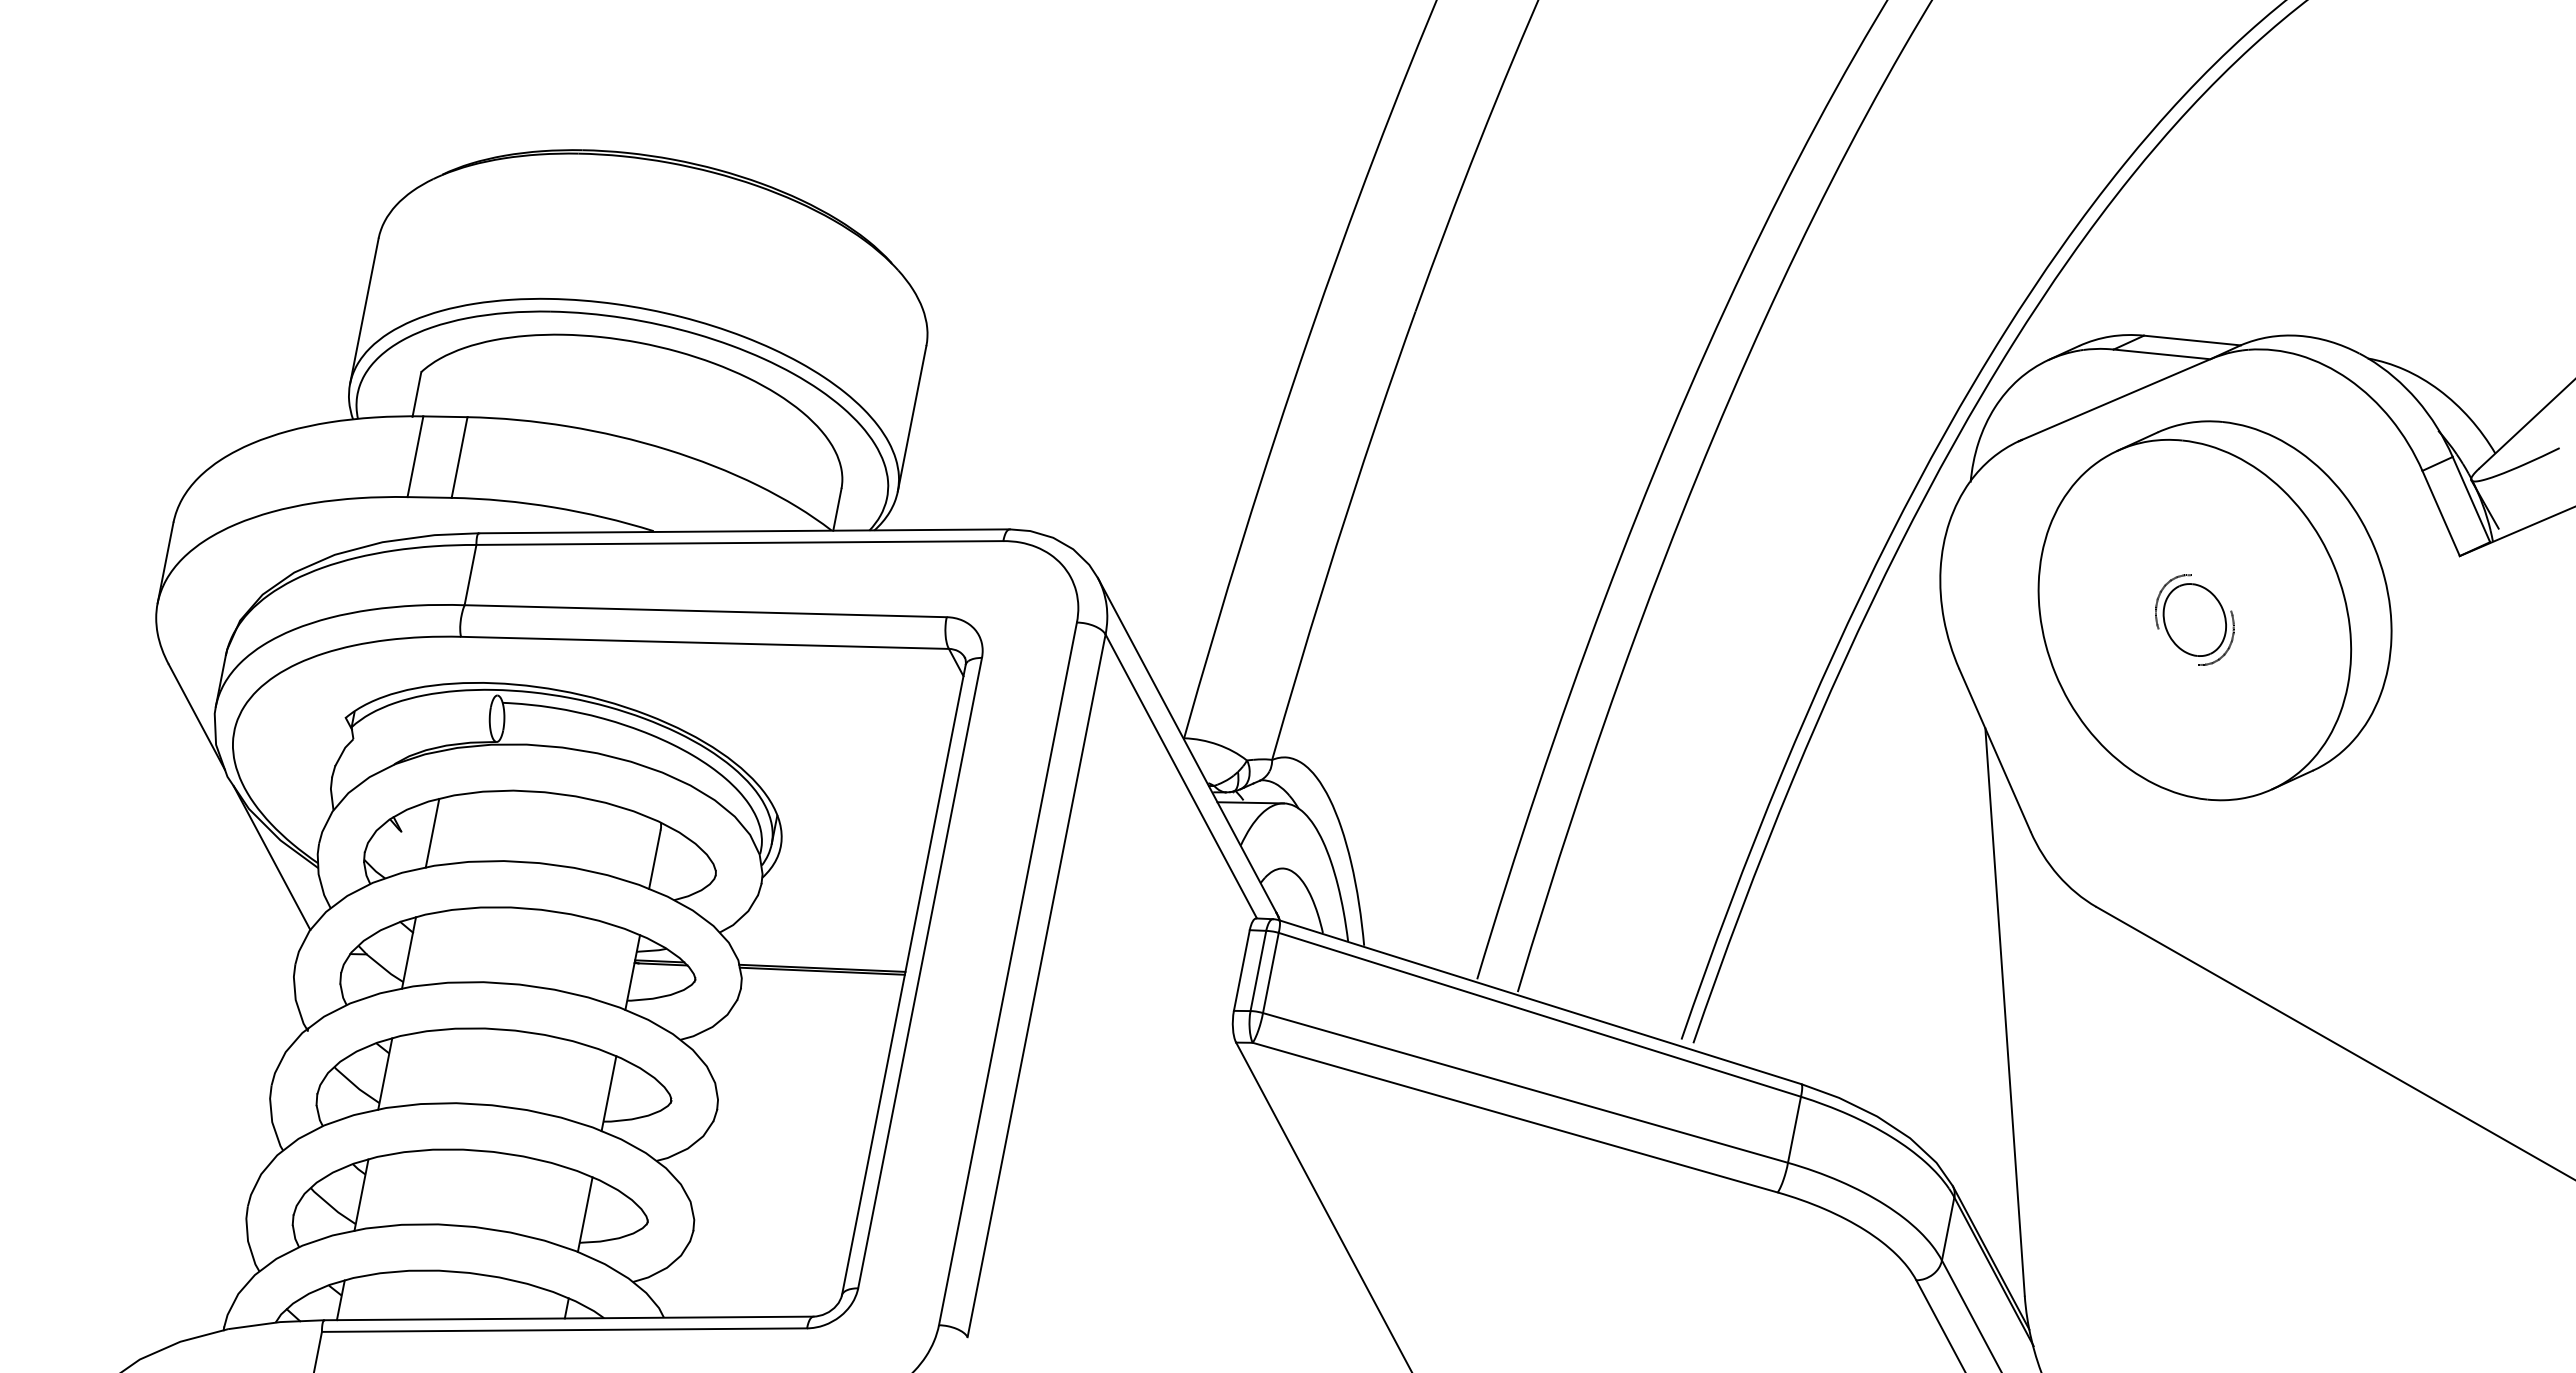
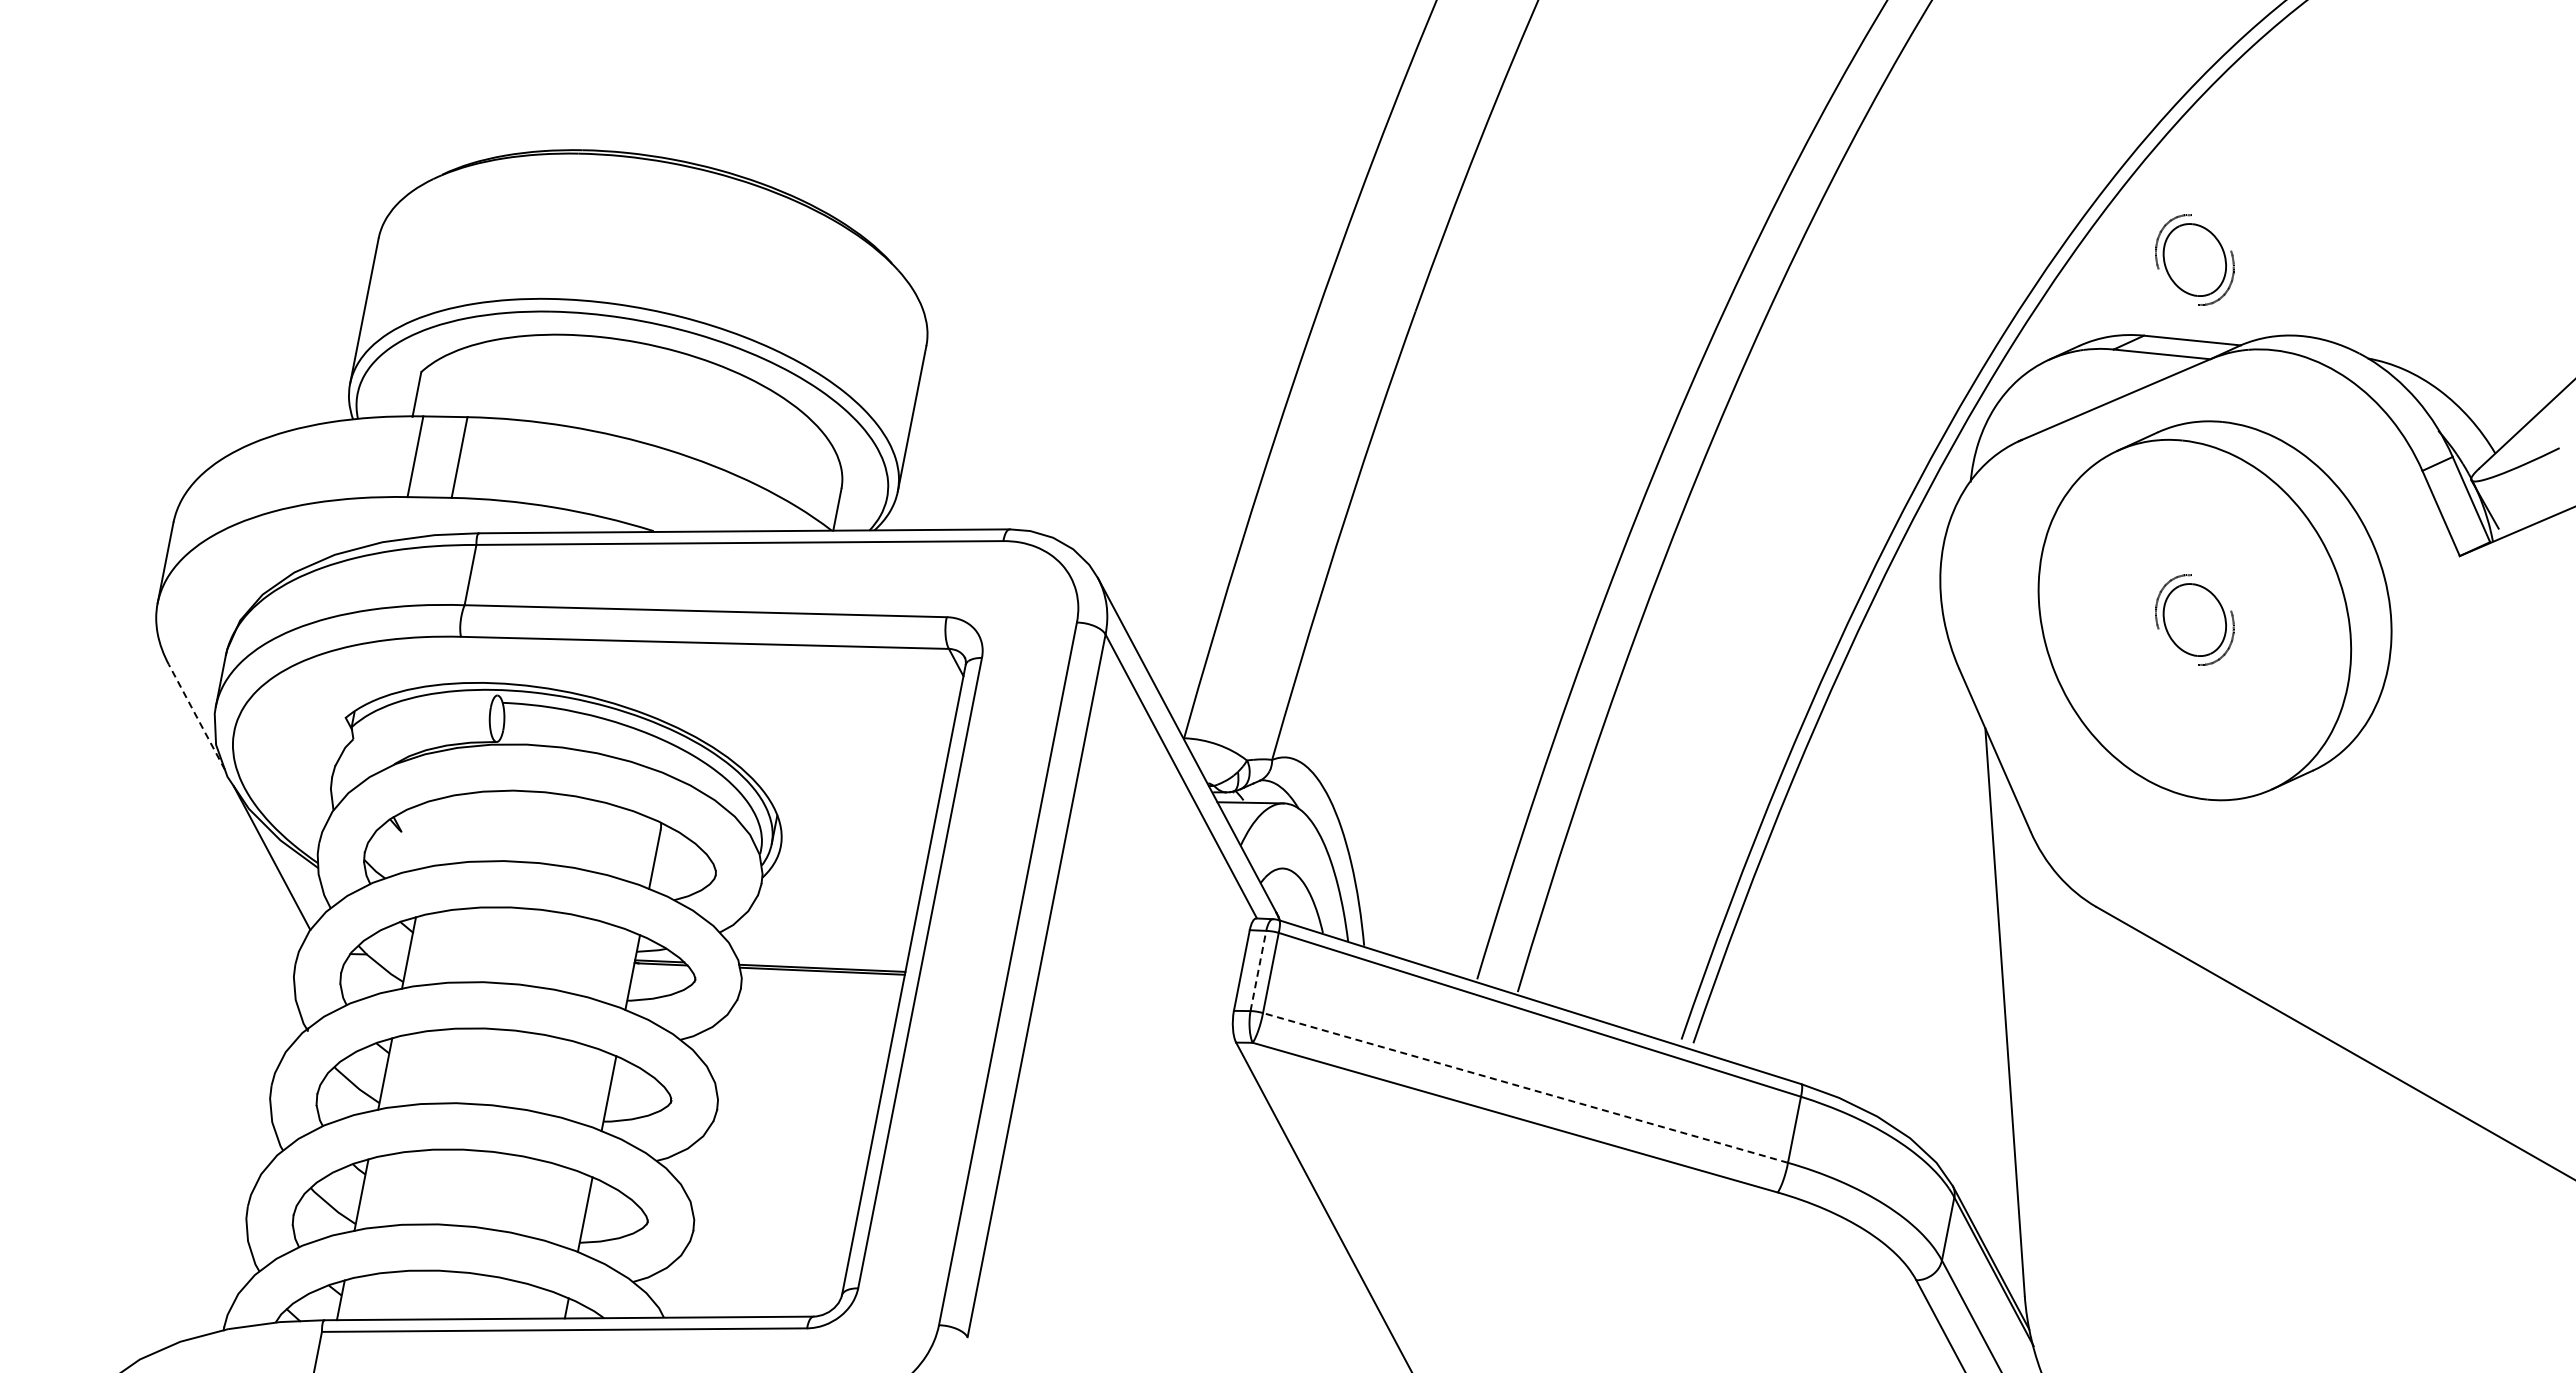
part: none -> present (2194, 259)
line: solid -> dashed (196, 717)
line: present -> none (432, 833)
line: solid -> dashed (1258, 970)
line: solid -> dashed (1525, 1087)
